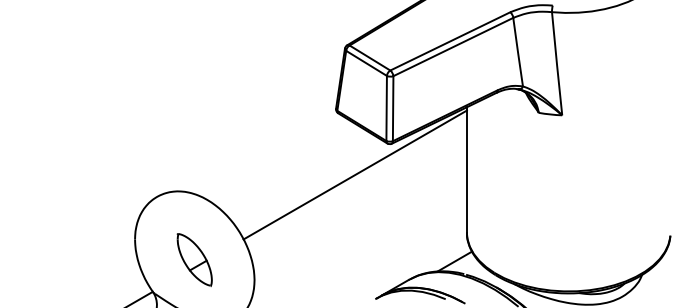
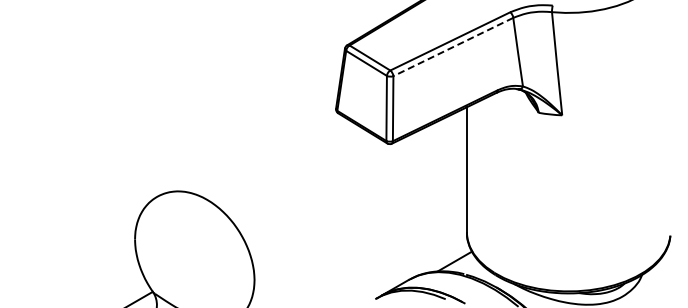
line: solid -> dashed (453, 47)
line: present -> none (354, 174)
part: present -> none (194, 259)
